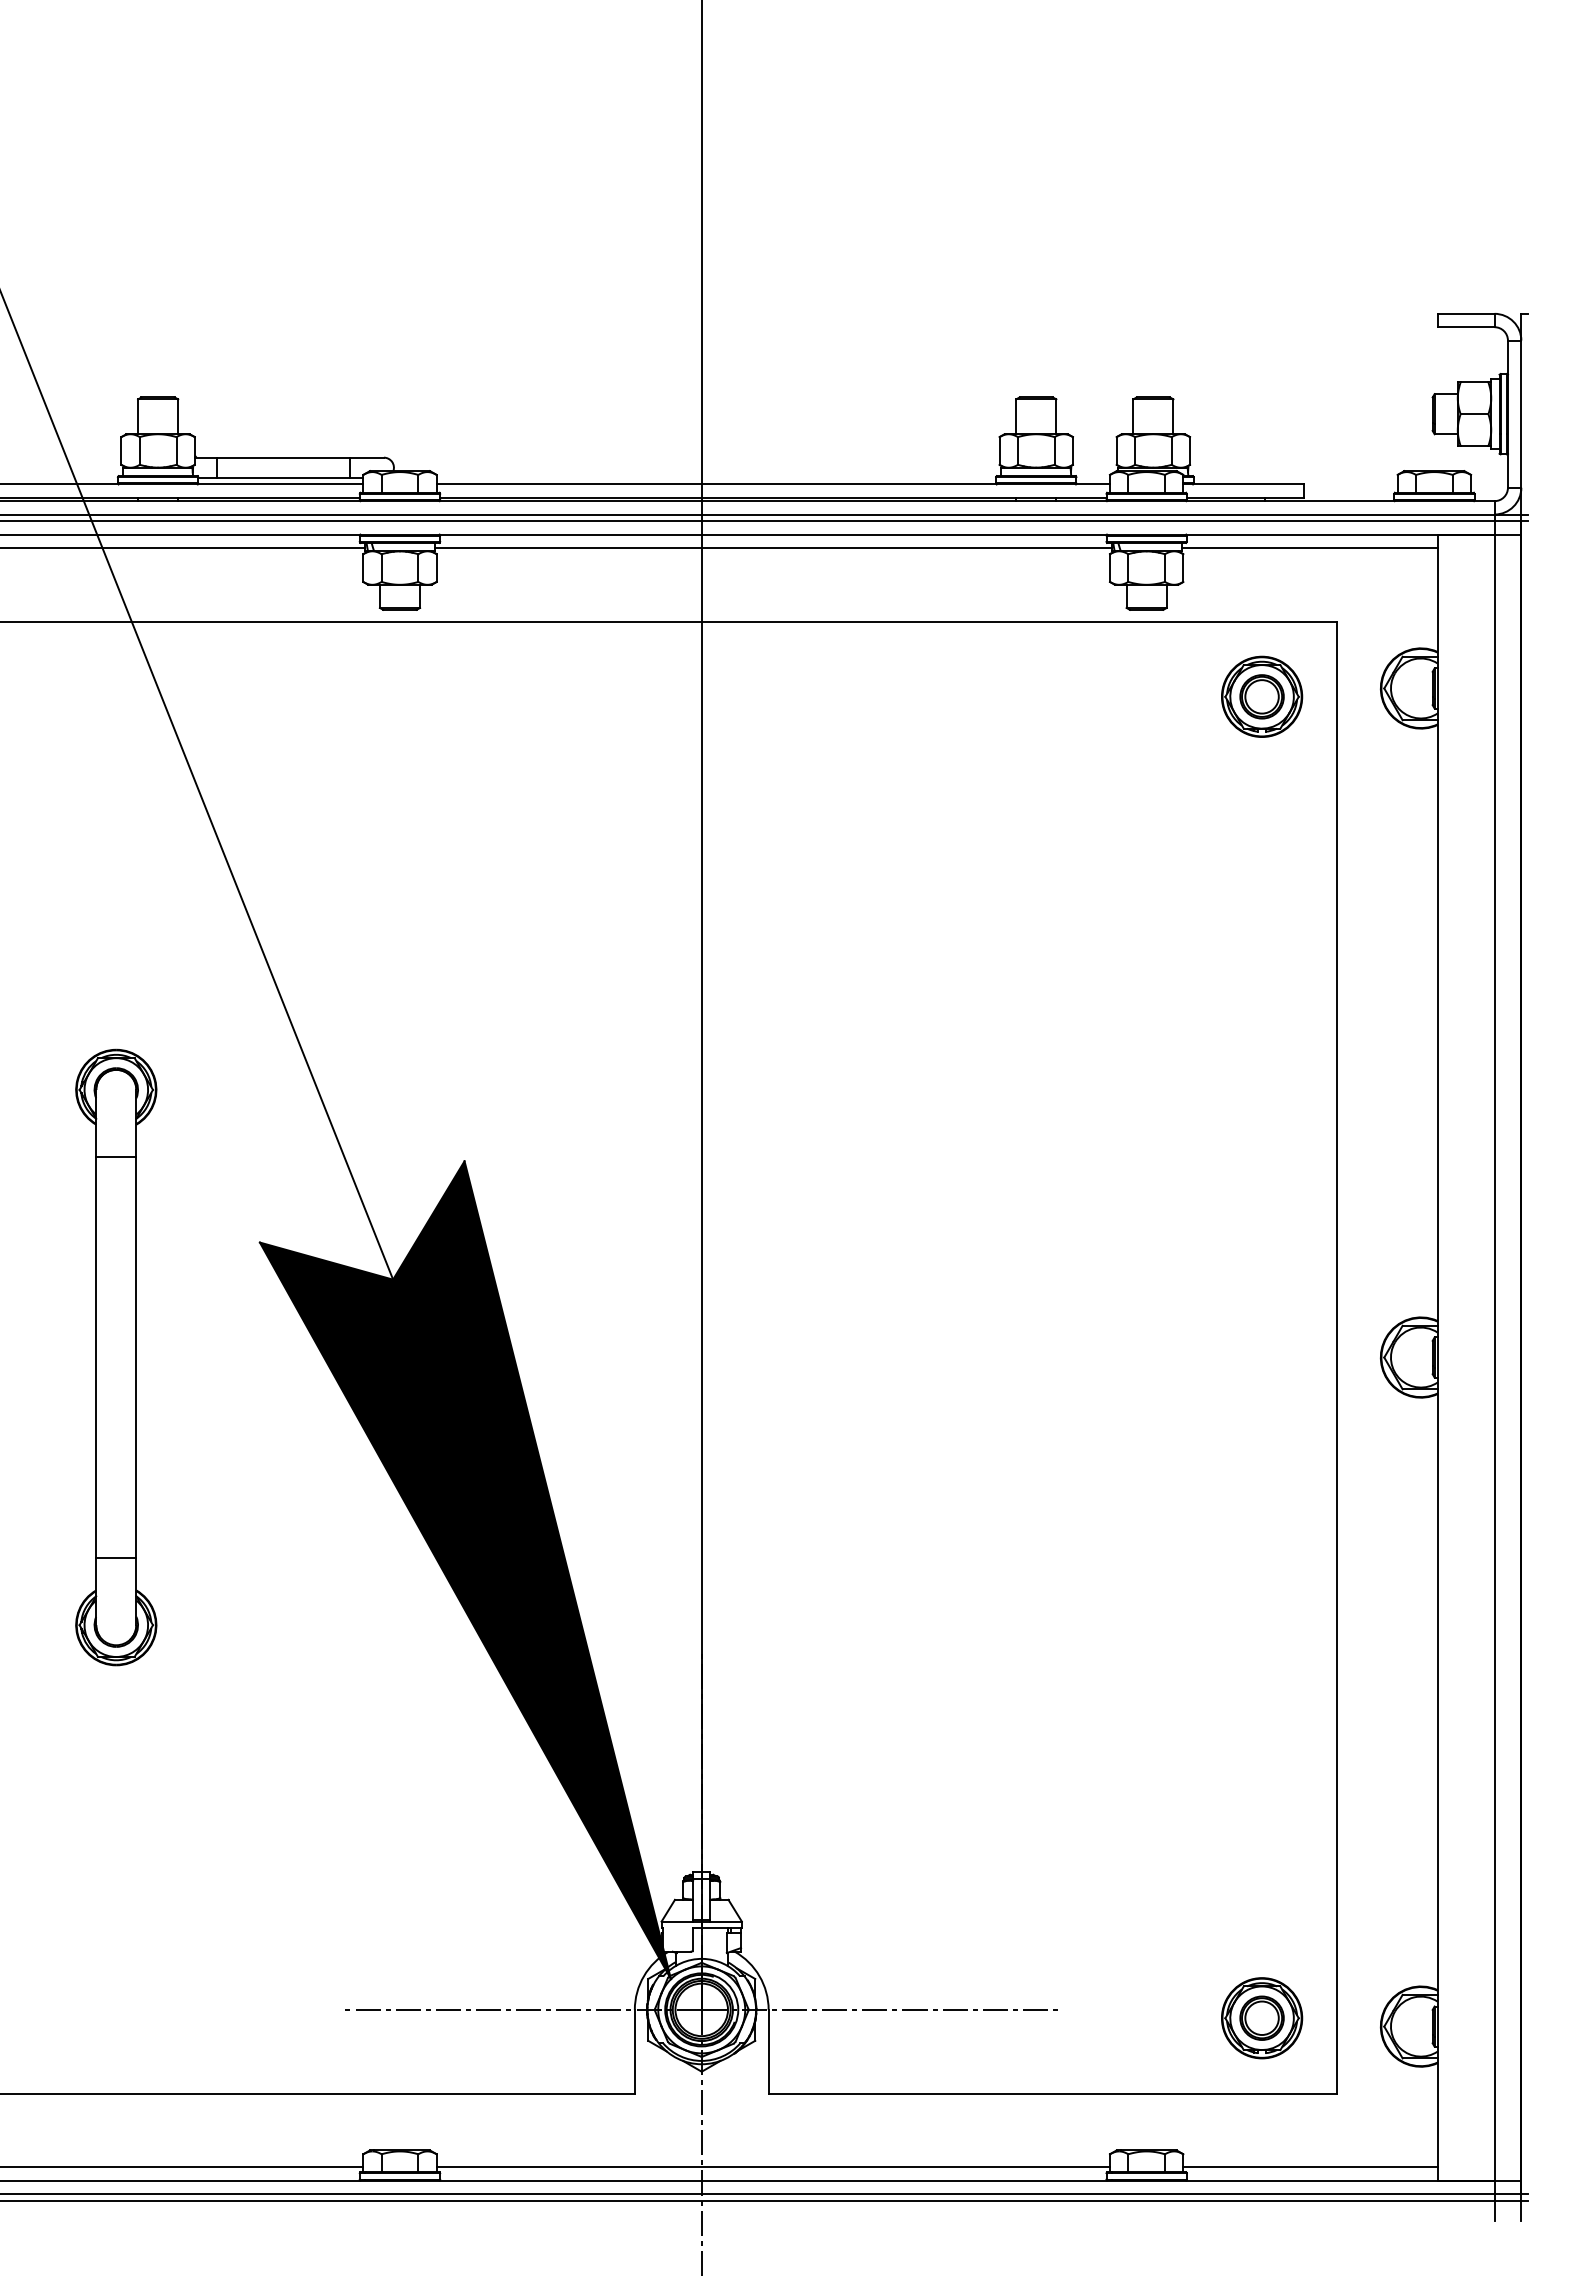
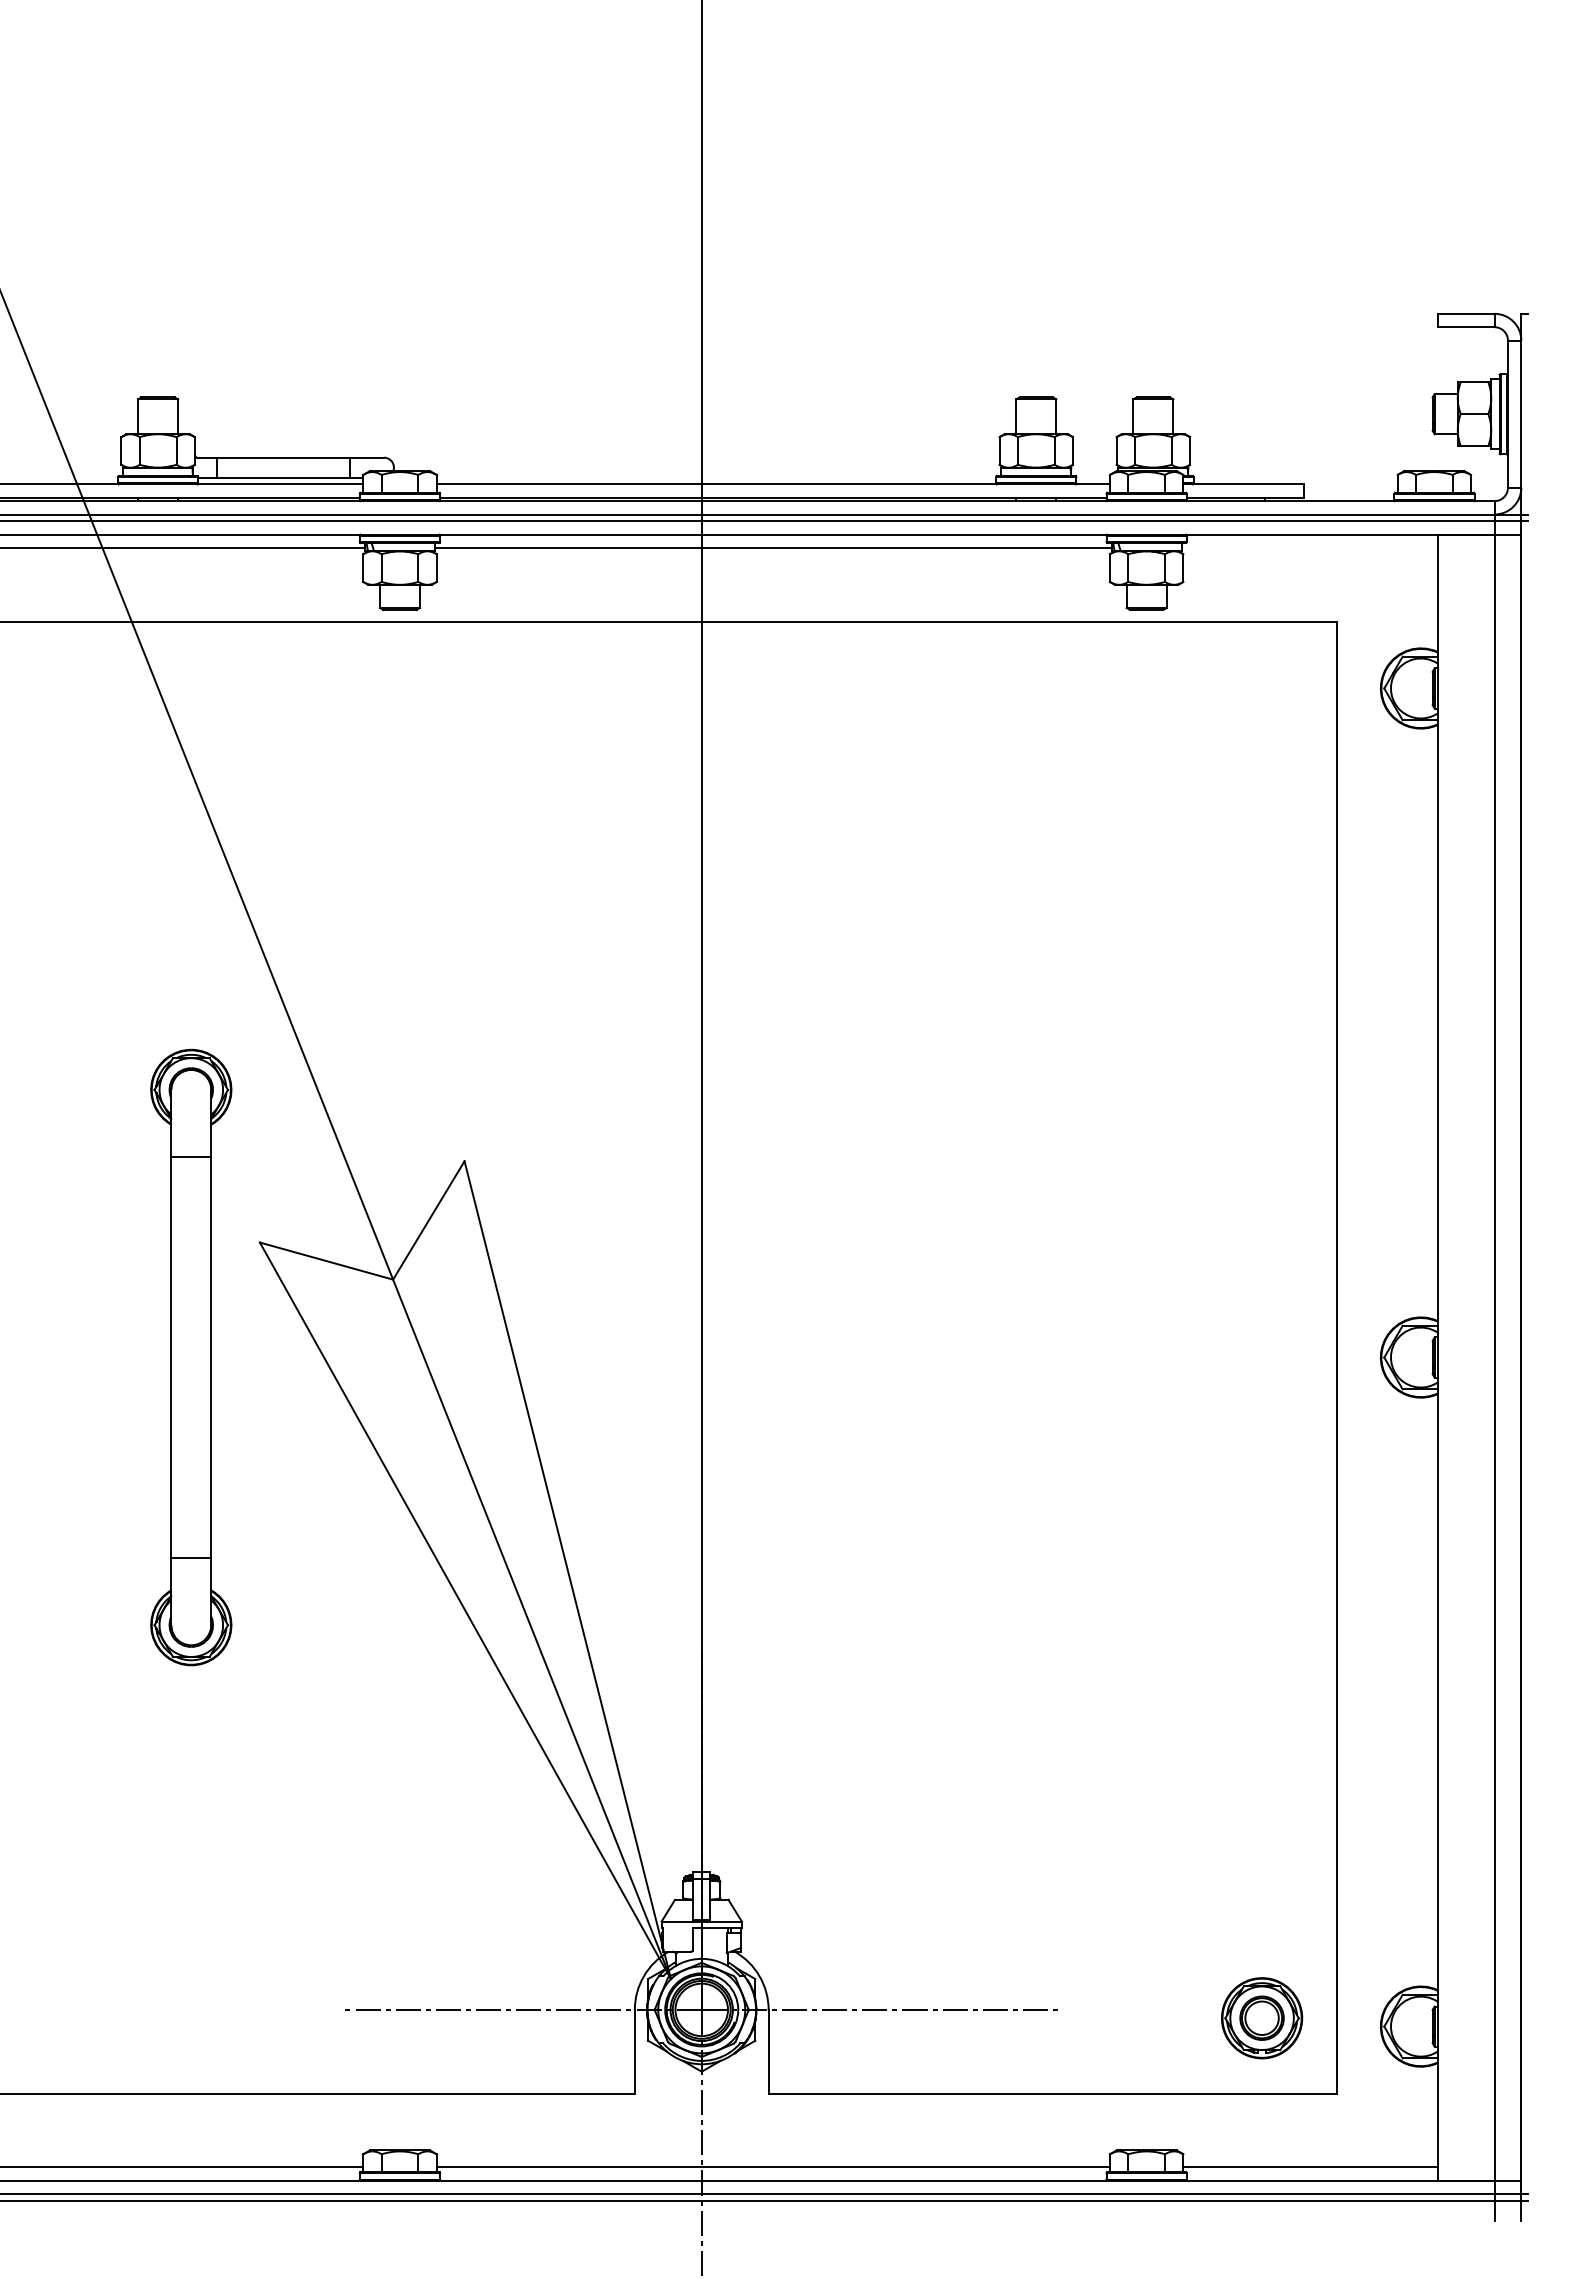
line: present -> none (1309, 548)
part: present -> none (1262, 696)
part position: (116, 1357) -> (191, 1357) (191, 1357)
fill: present -> none (465, 1570)
